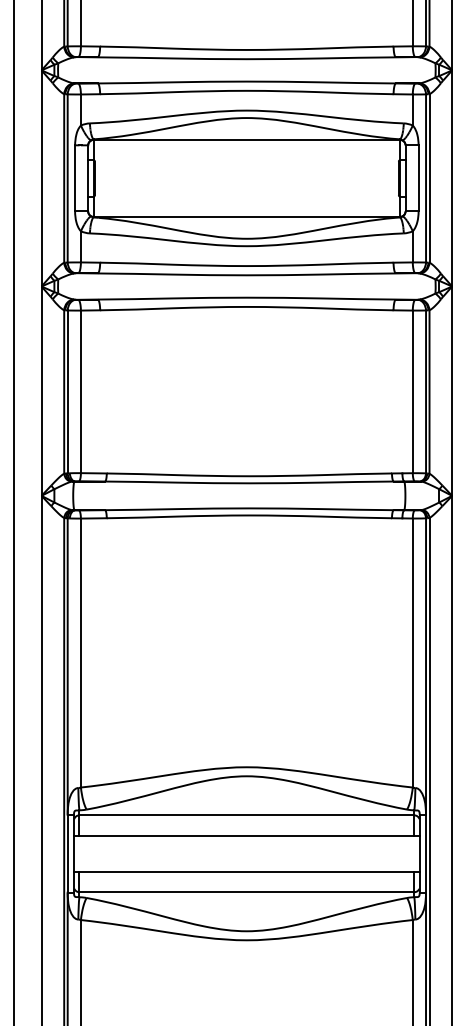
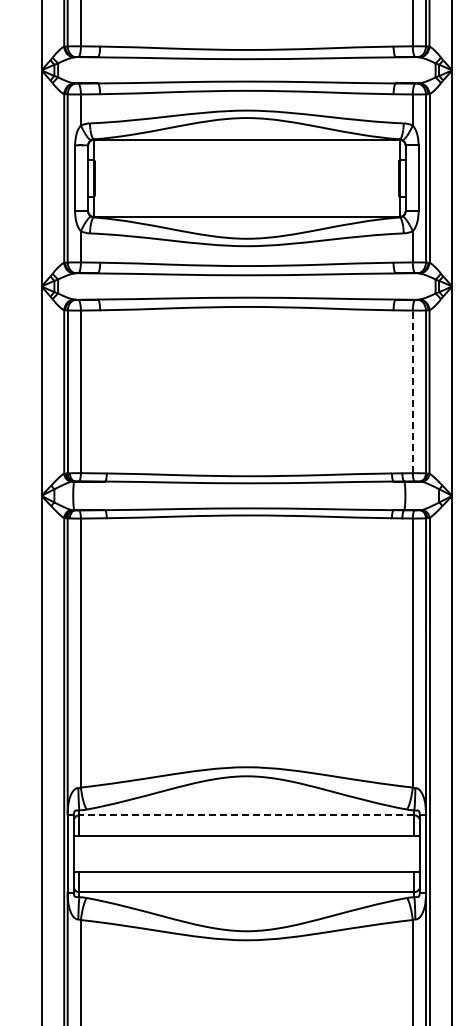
line: solid -> dashed (412, 391)
line: present -> none (13, 512)
line: solid -> dashed (246, 815)
